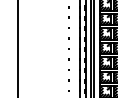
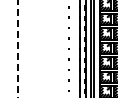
line: solid -> dashed (17, 49)
